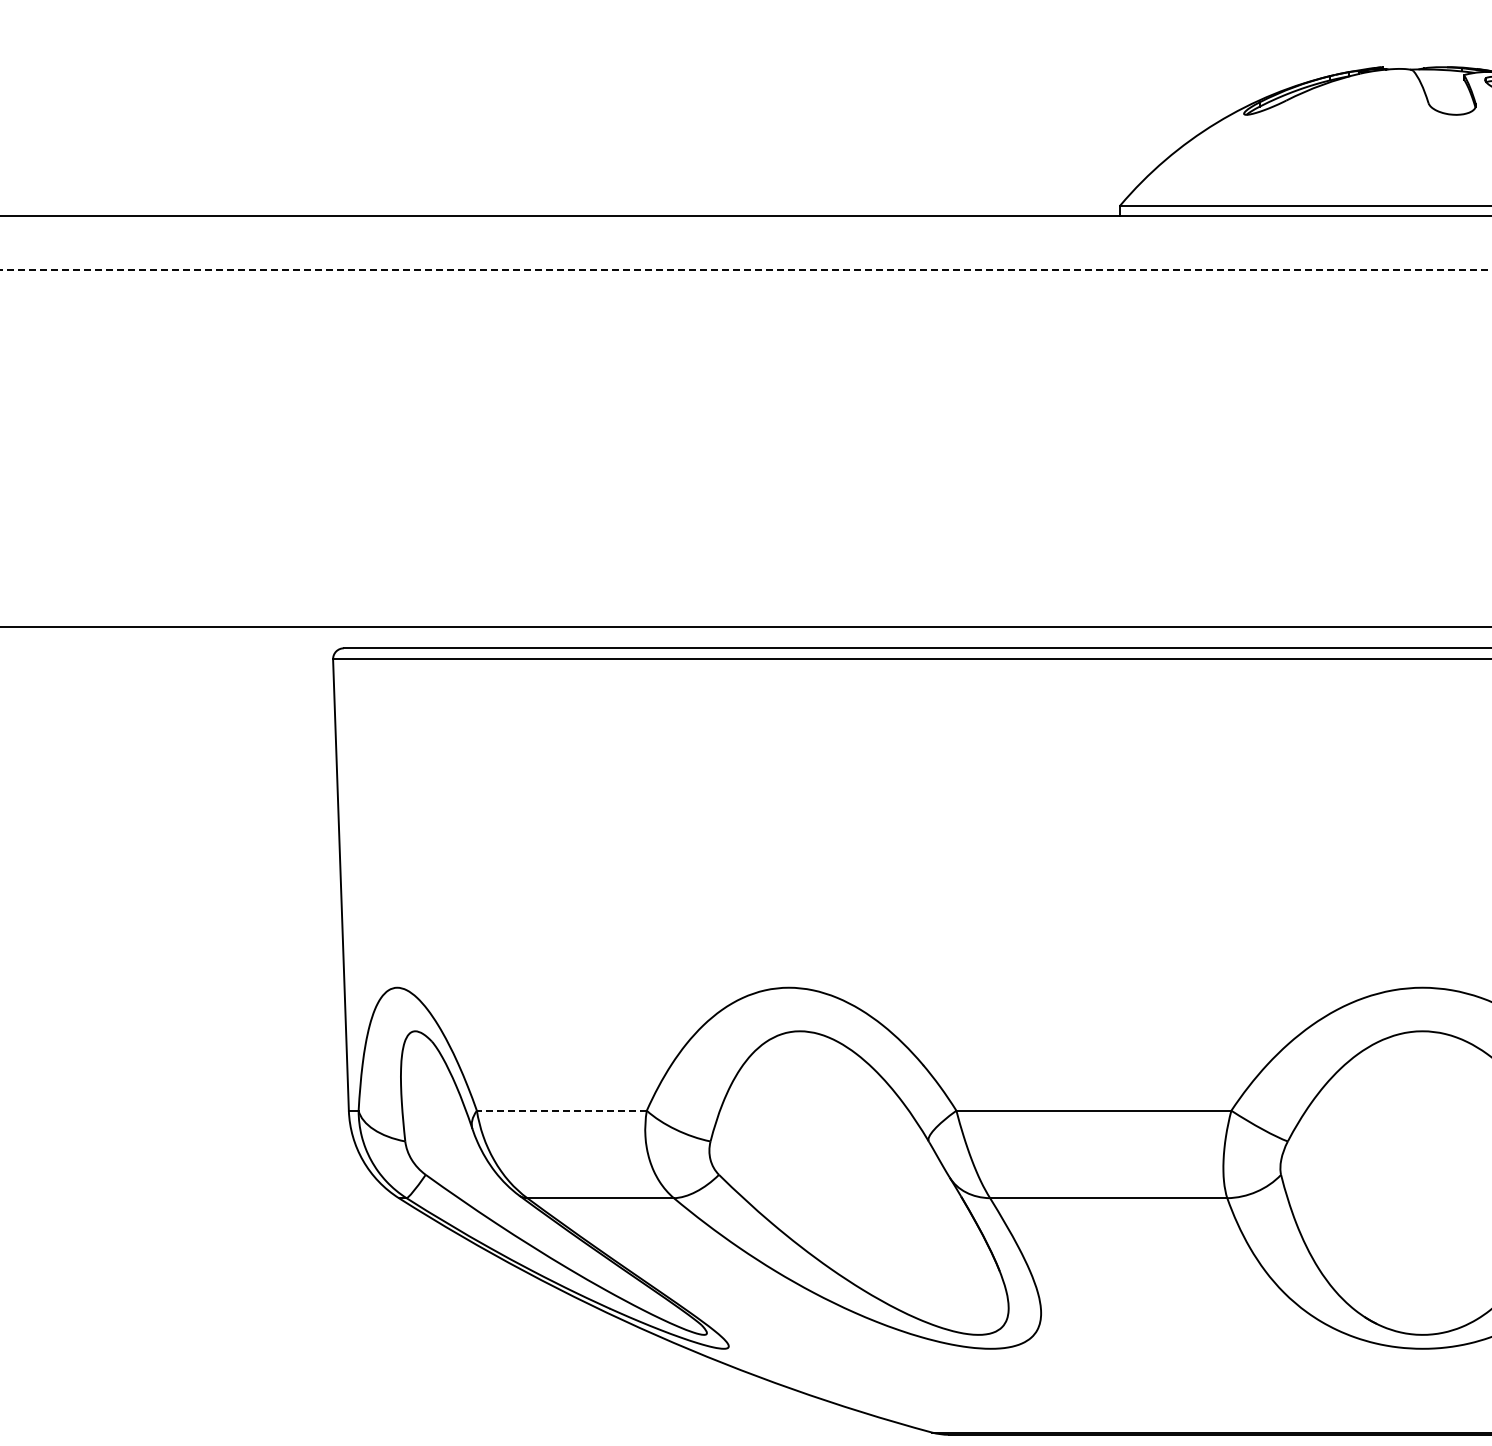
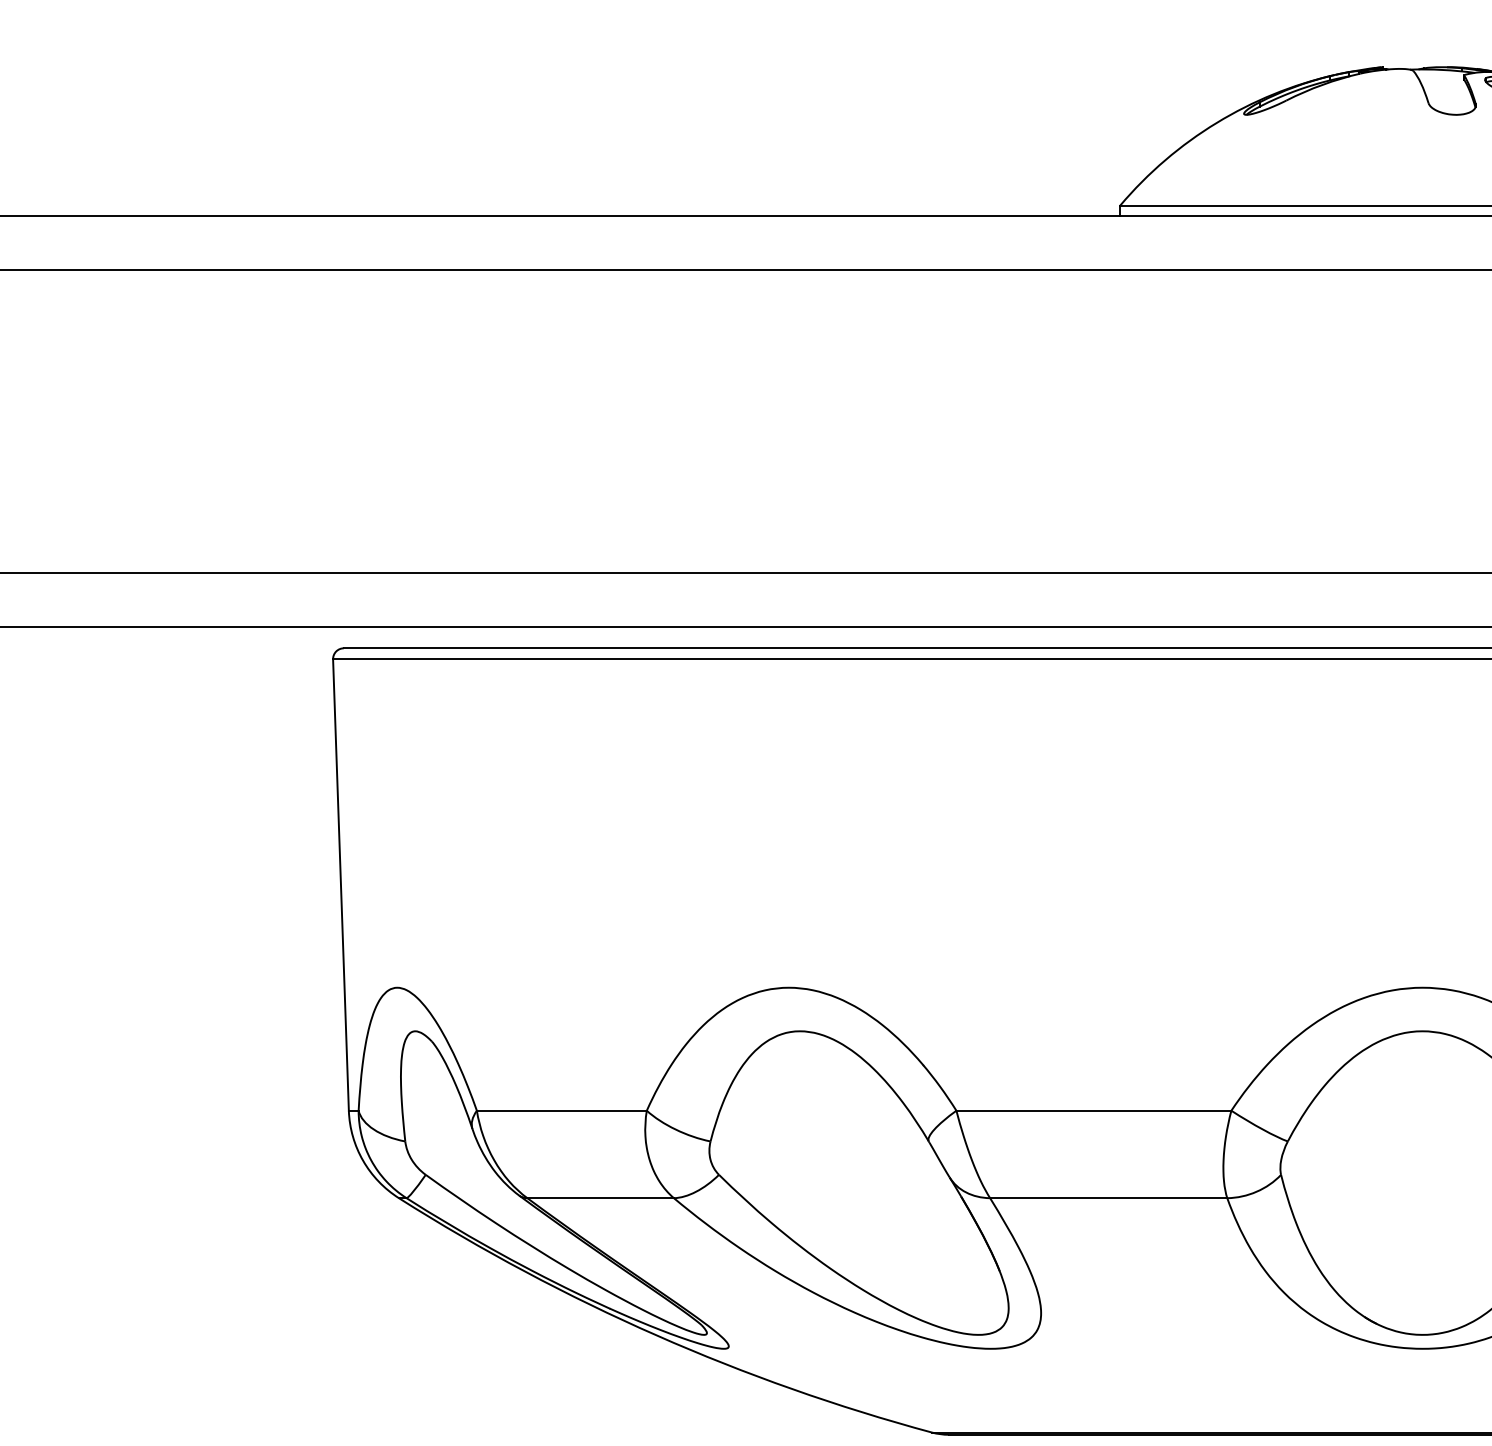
line: dashed -> solid (746, 270)
line: none -> present (745, 572)
line: dashed -> solid (561, 1110)
